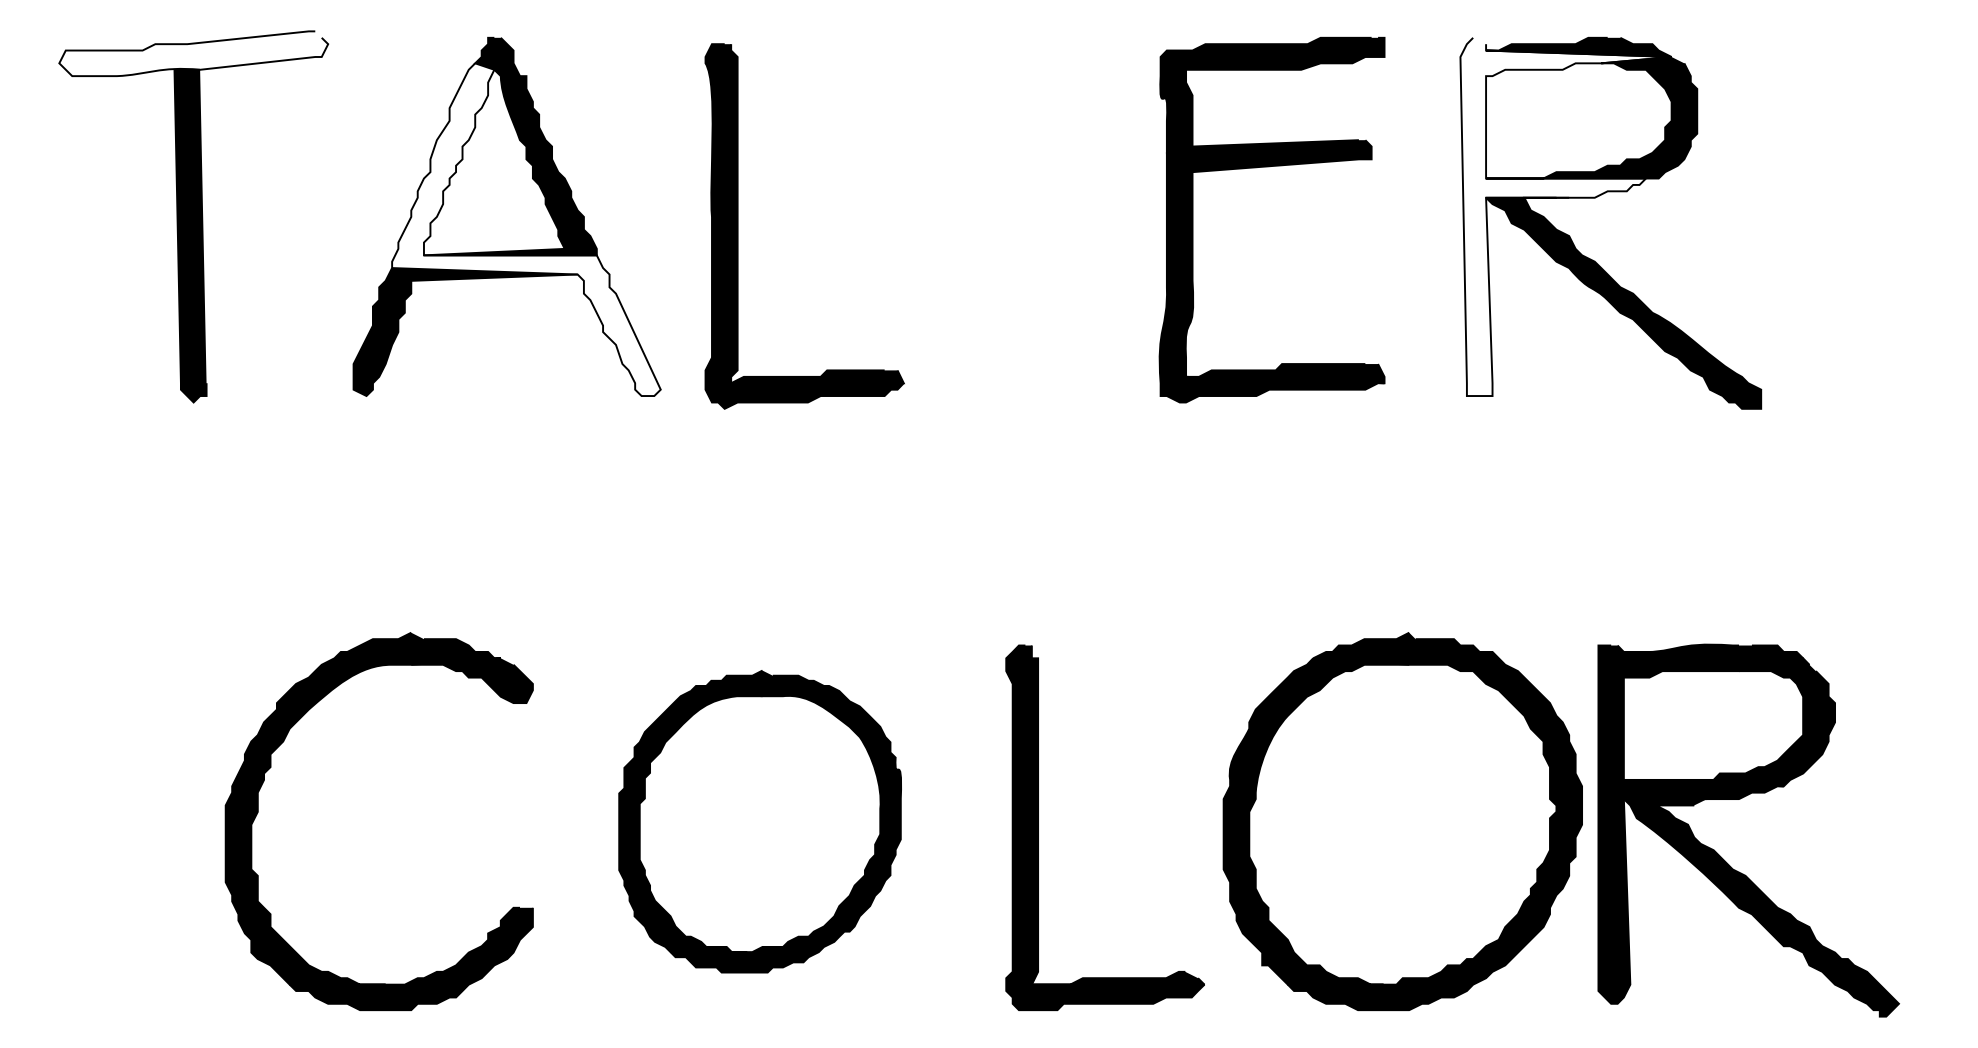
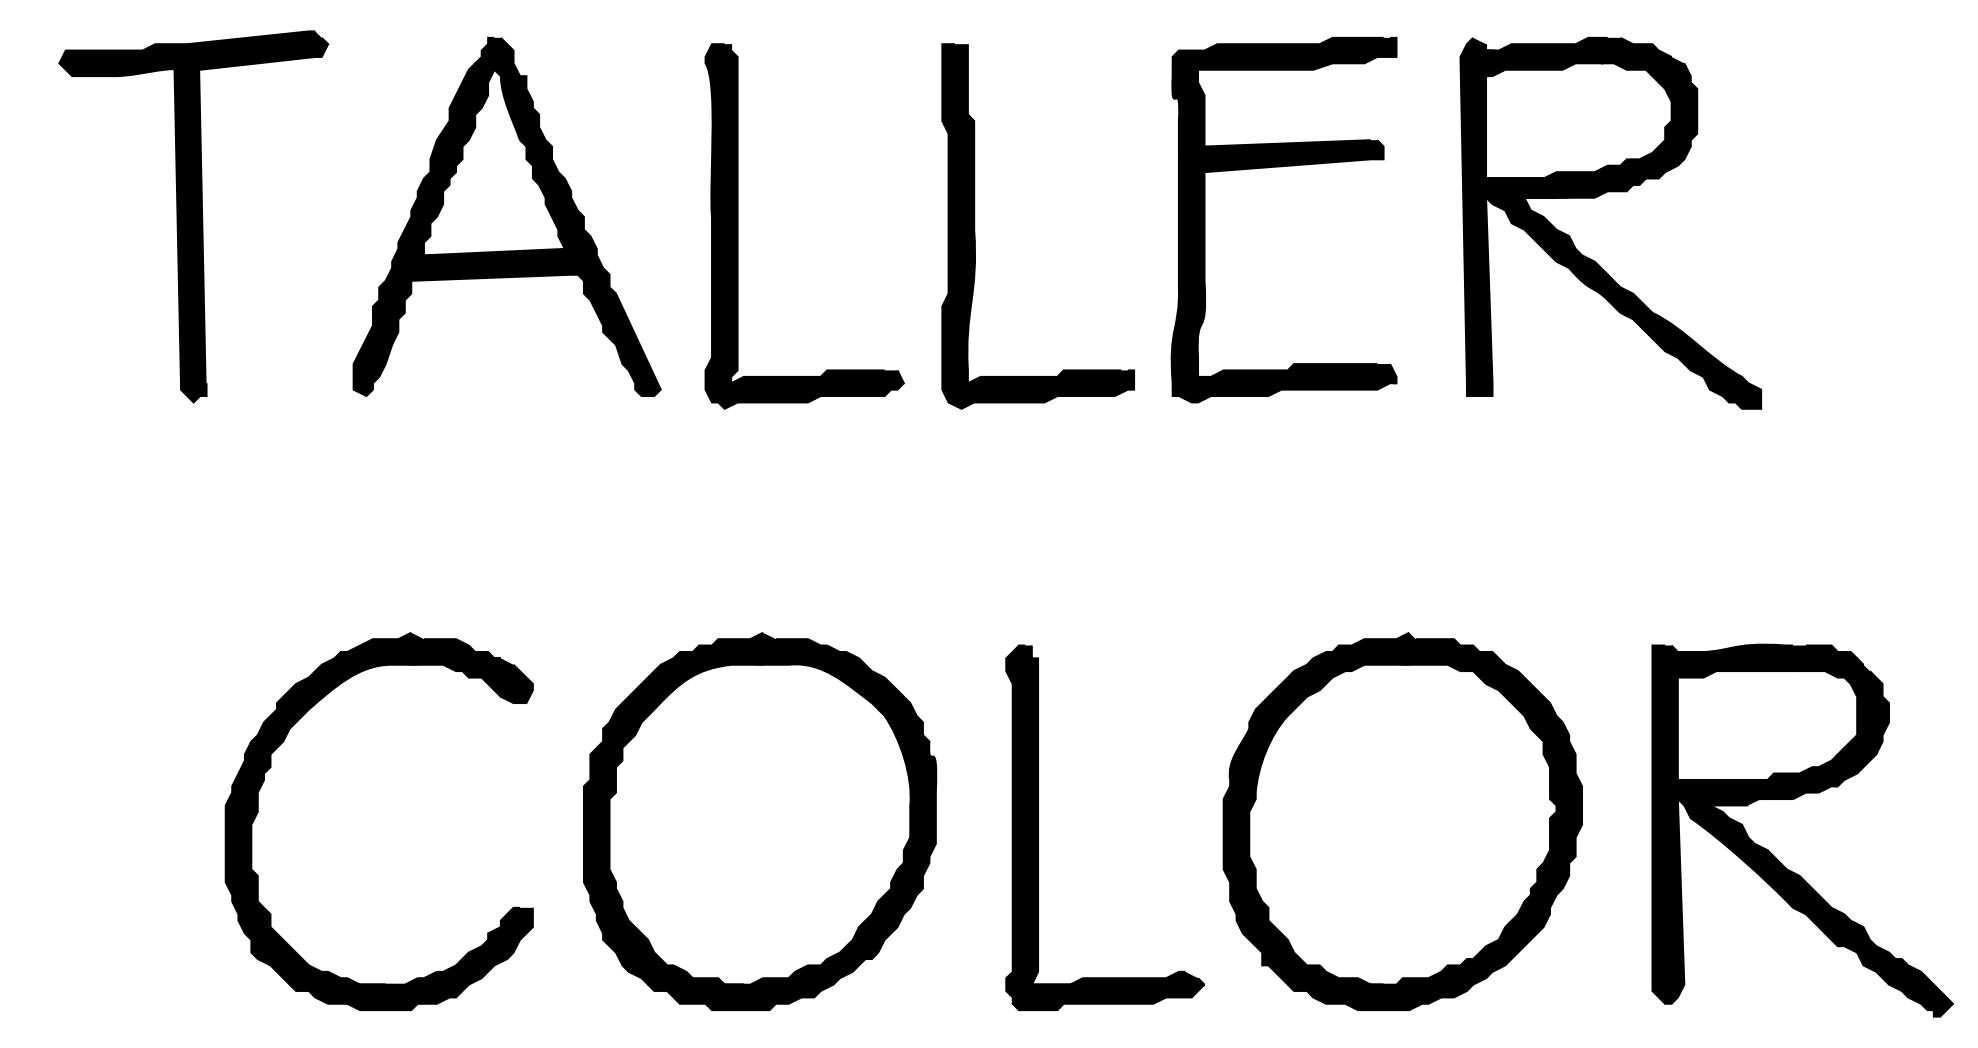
fill: none -> present (193, 53)
part position: (1269, 167) -> (1281, 167) (1281, 167)
fill: none -> present (1565, 216)
part: none -> present (975, 226)
fill: none -> present (526, 229)
part position: (1740, 799) -> (1794, 799) (1794, 799)
part size: 284x304 px -> 355x380 px (760, 821)
